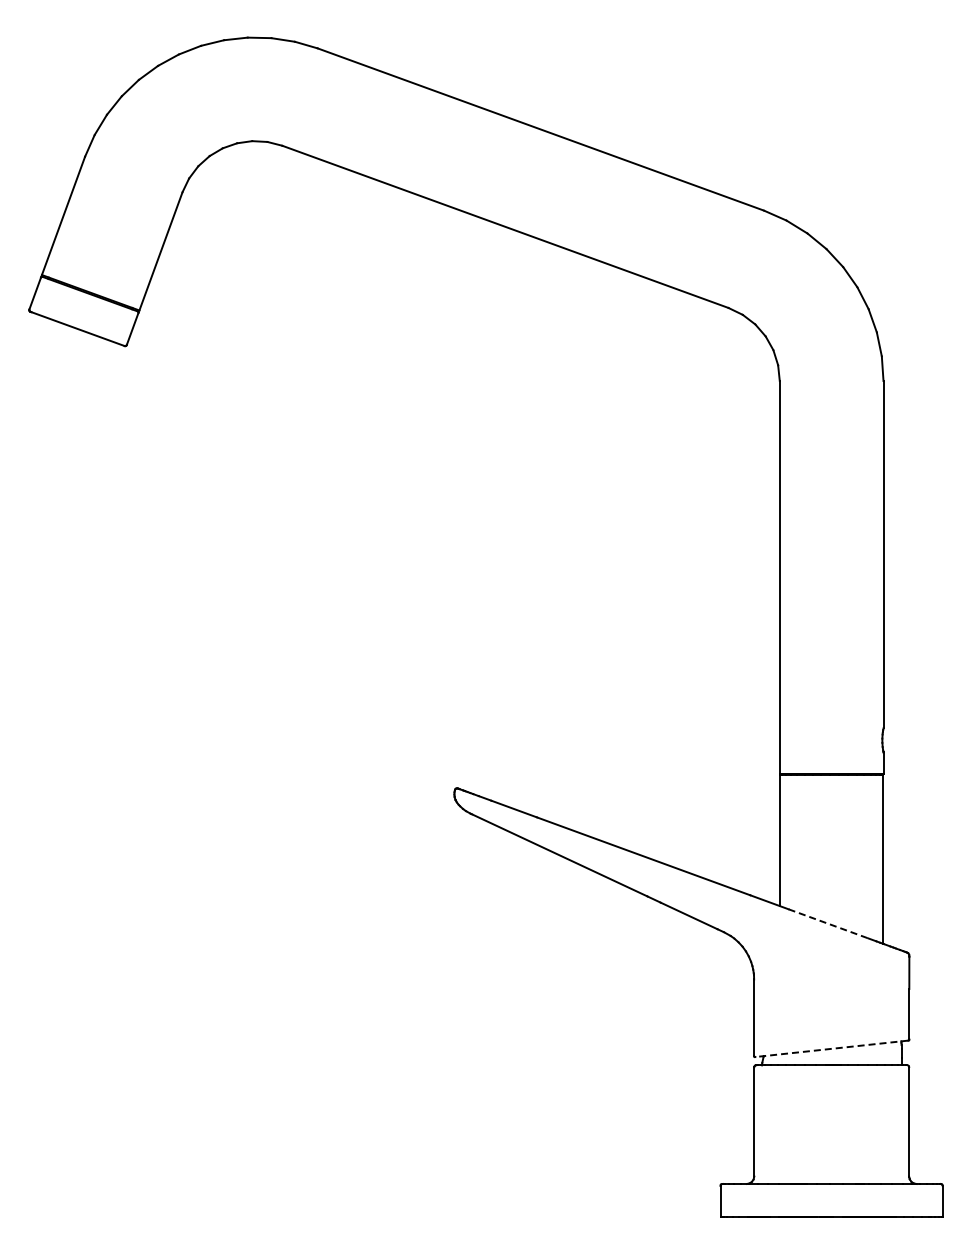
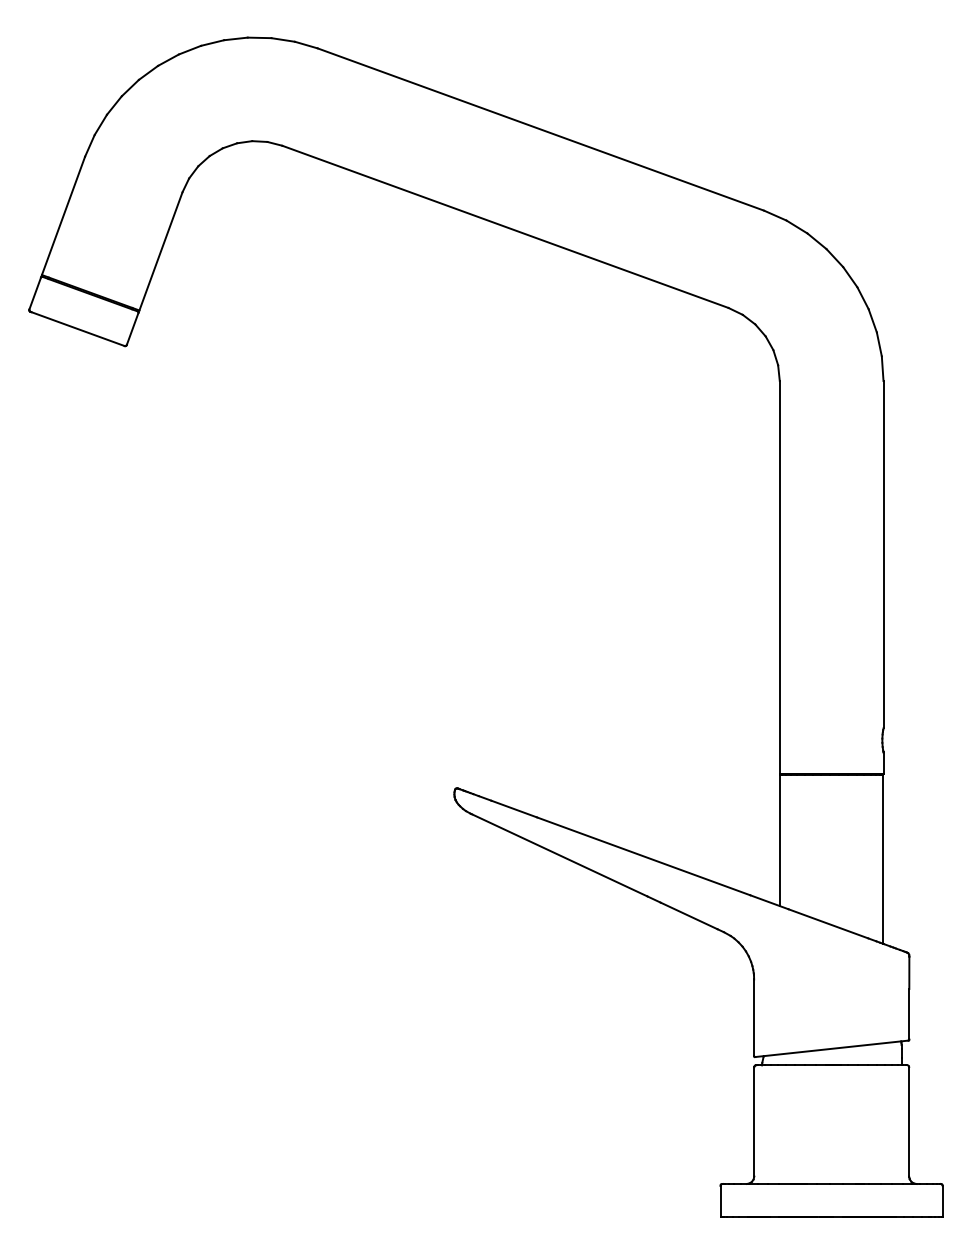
line: dashed -> solid (828, 924)
line: dashed -> solid (831, 1048)
